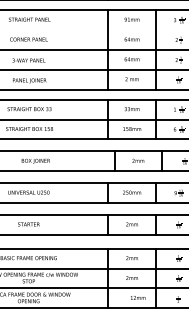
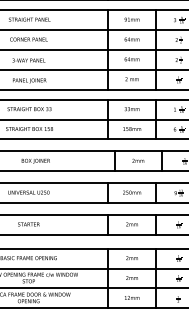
line: none -> present (93, 30)
text position: (138, 297) -> (132, 297) (132, 297)
